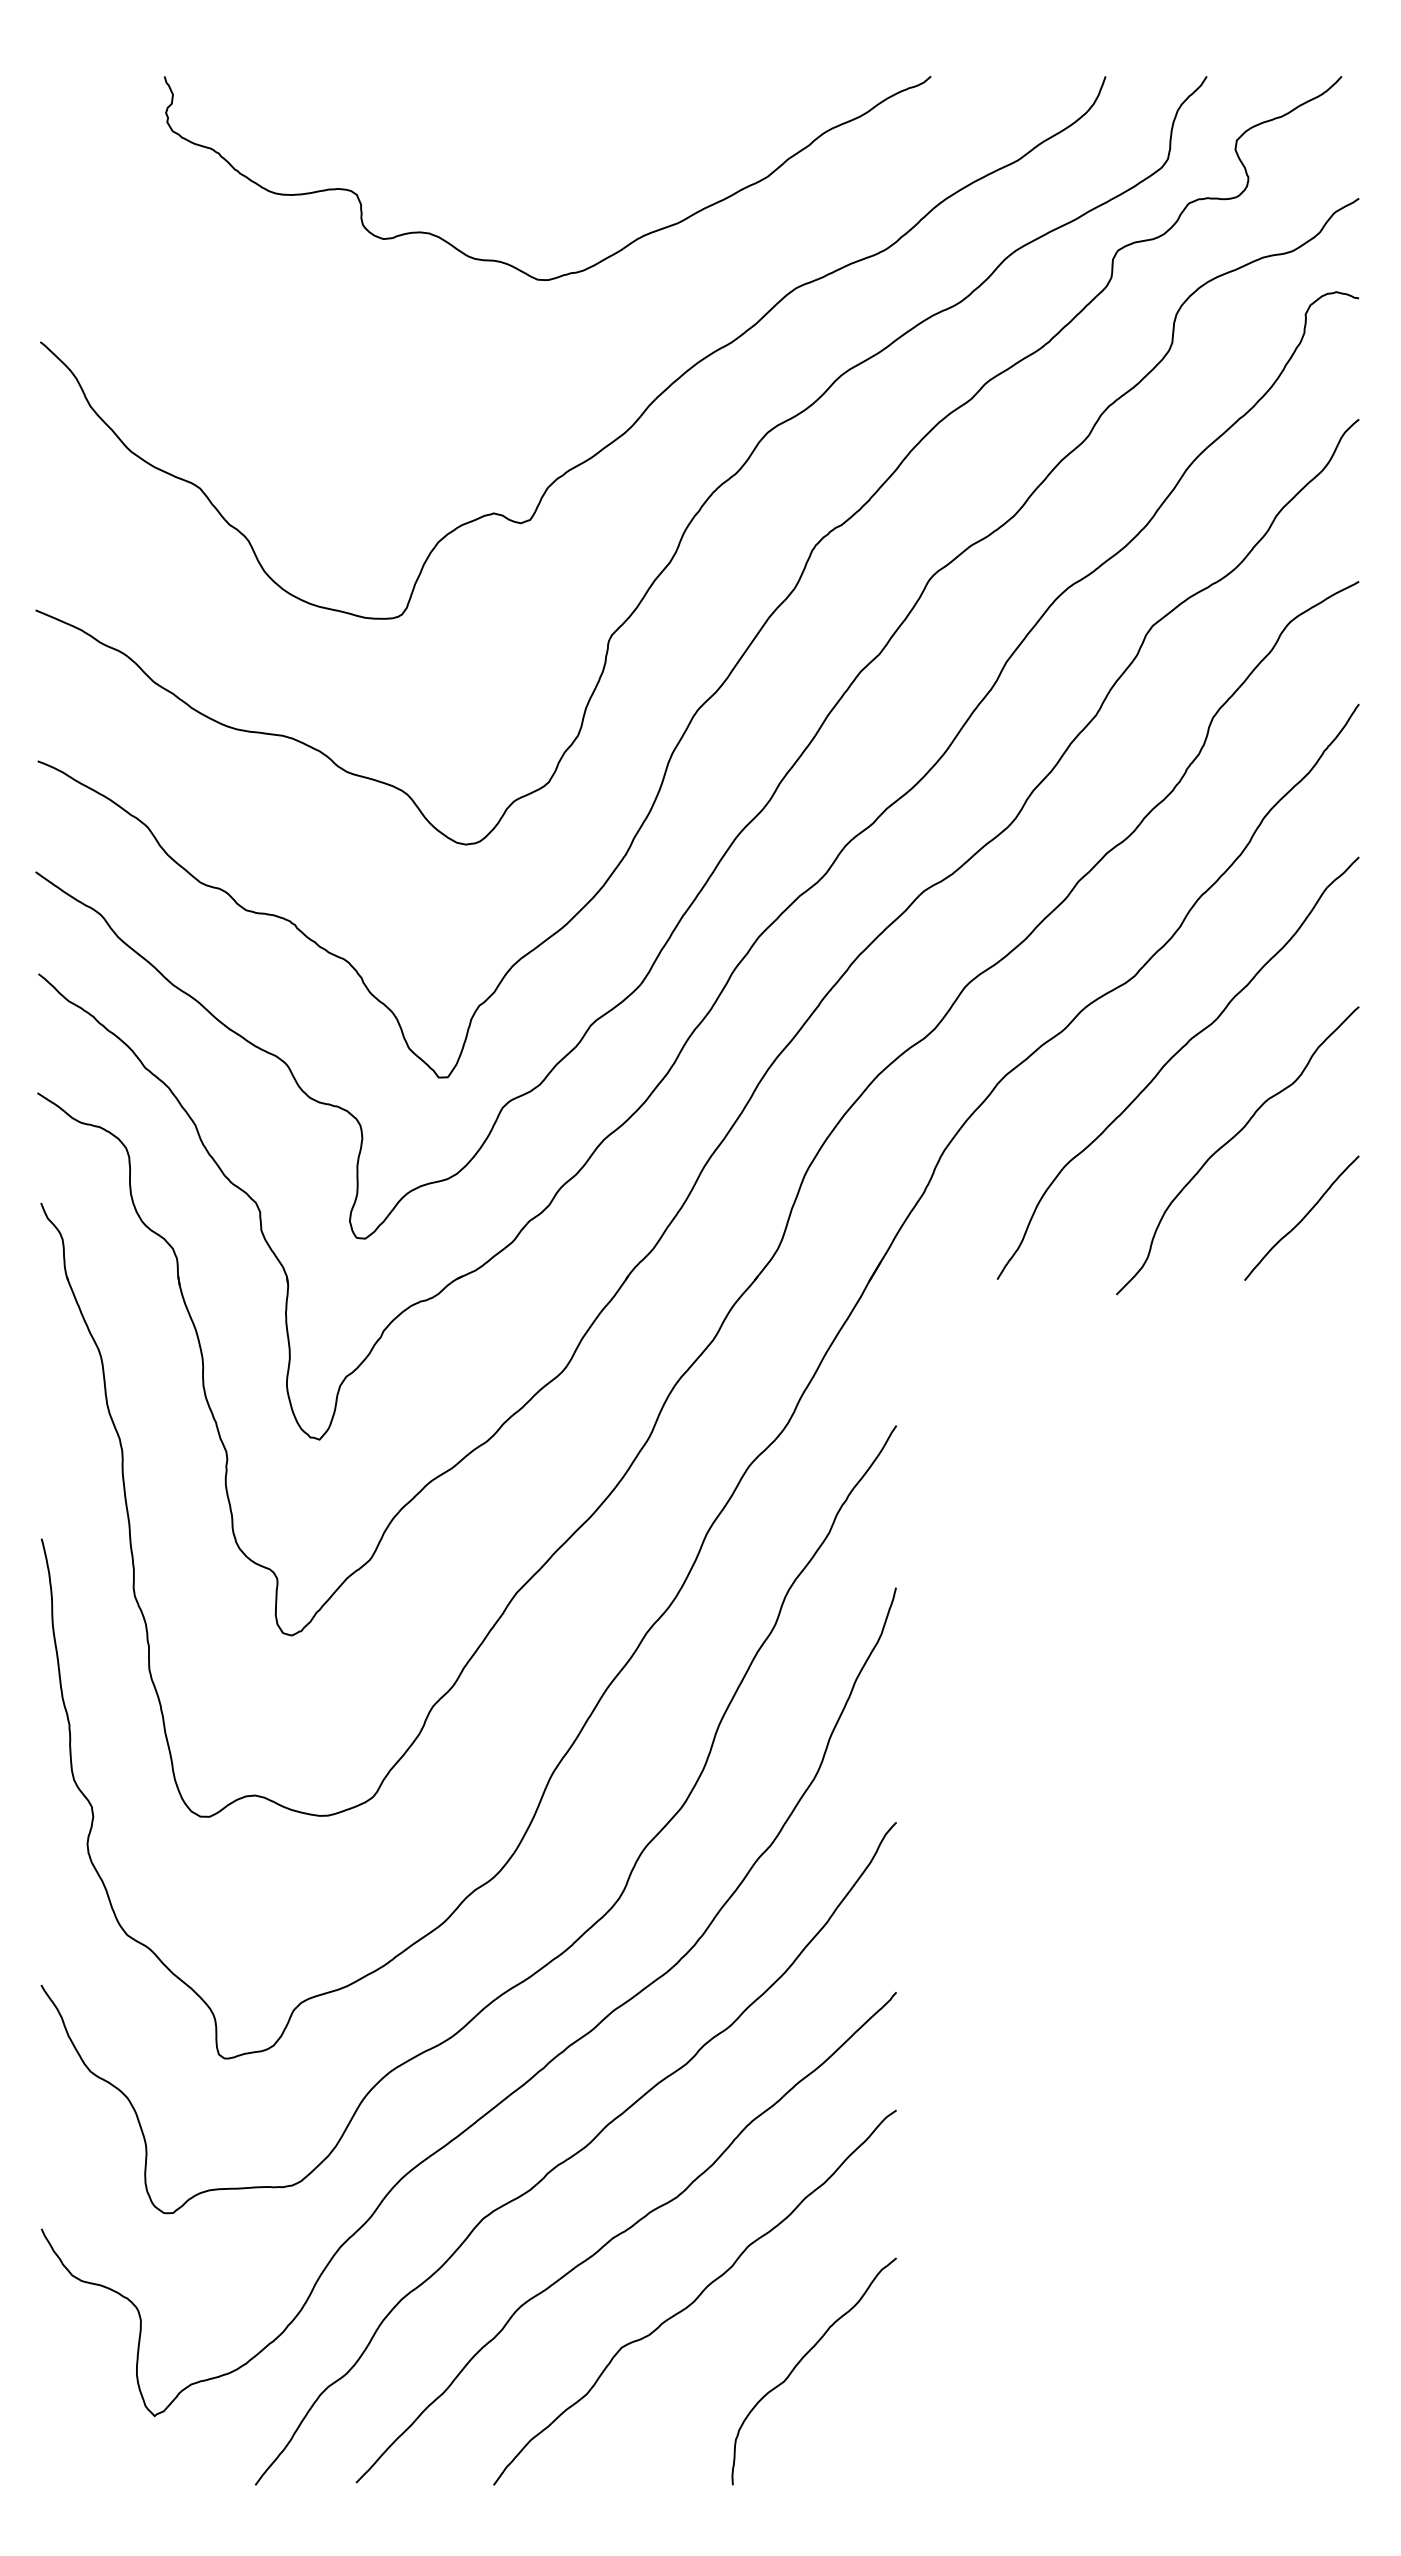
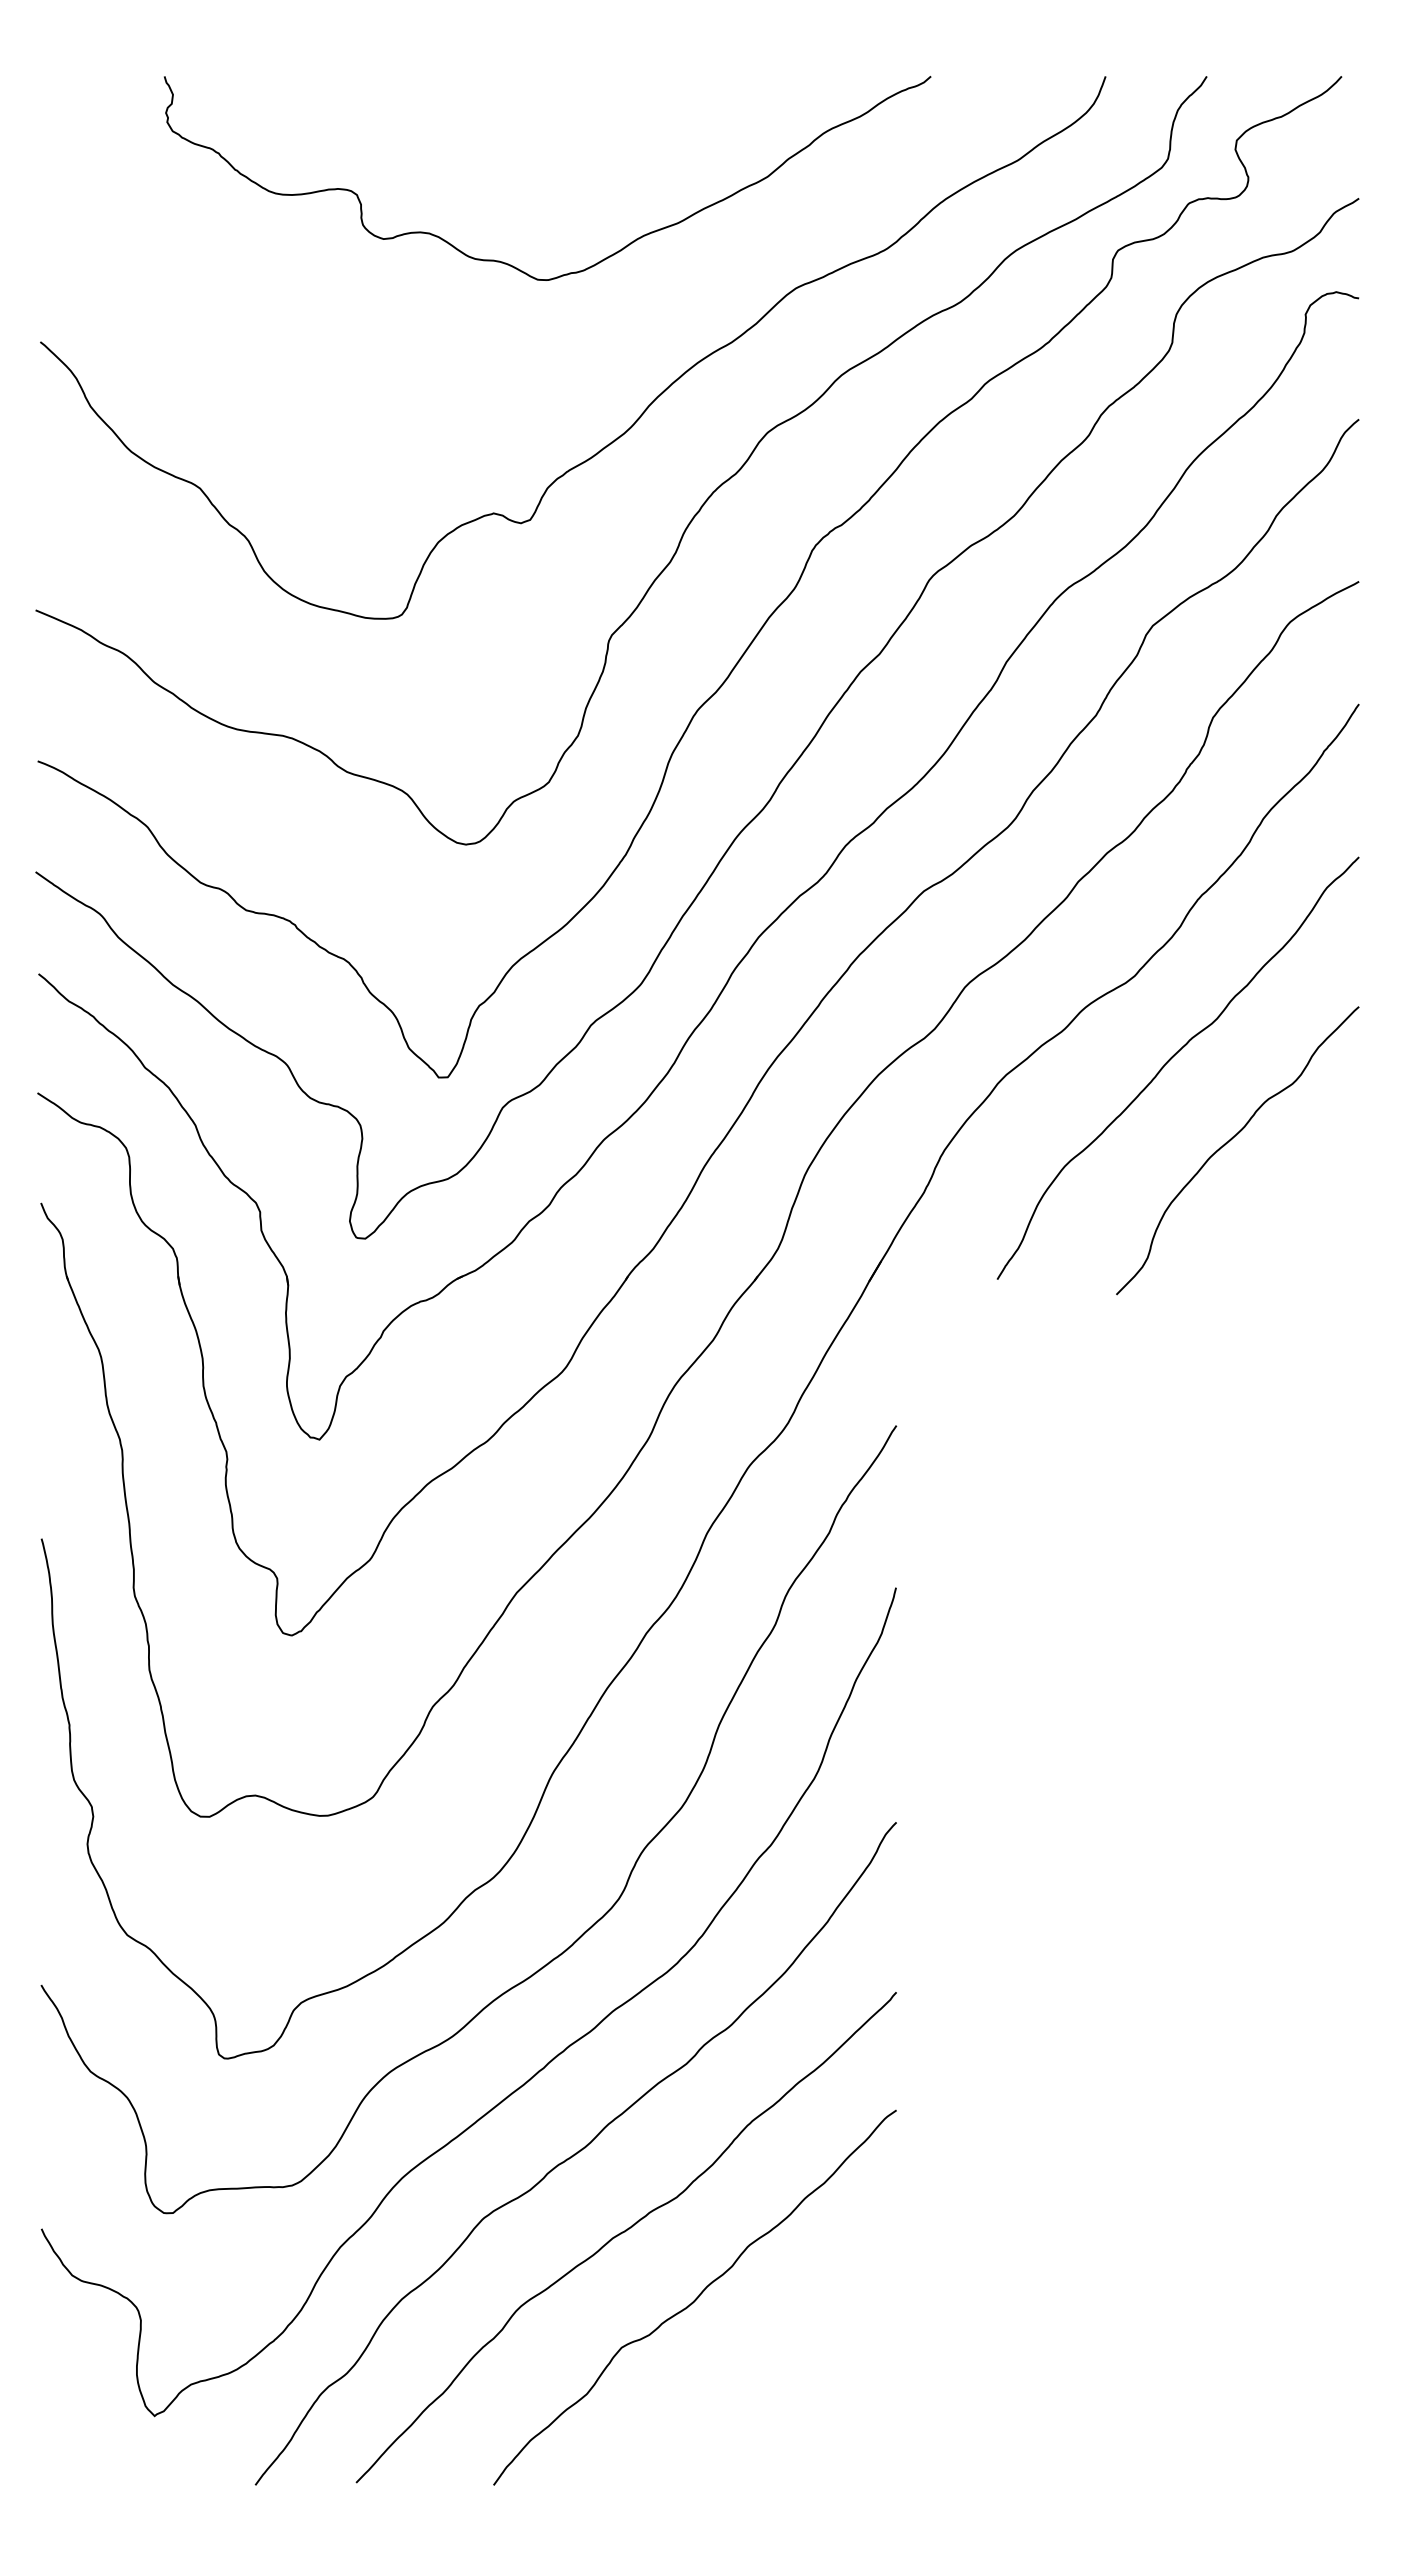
curve: present -> none (1302, 1218)
curve: present -> none (801, 2361)
